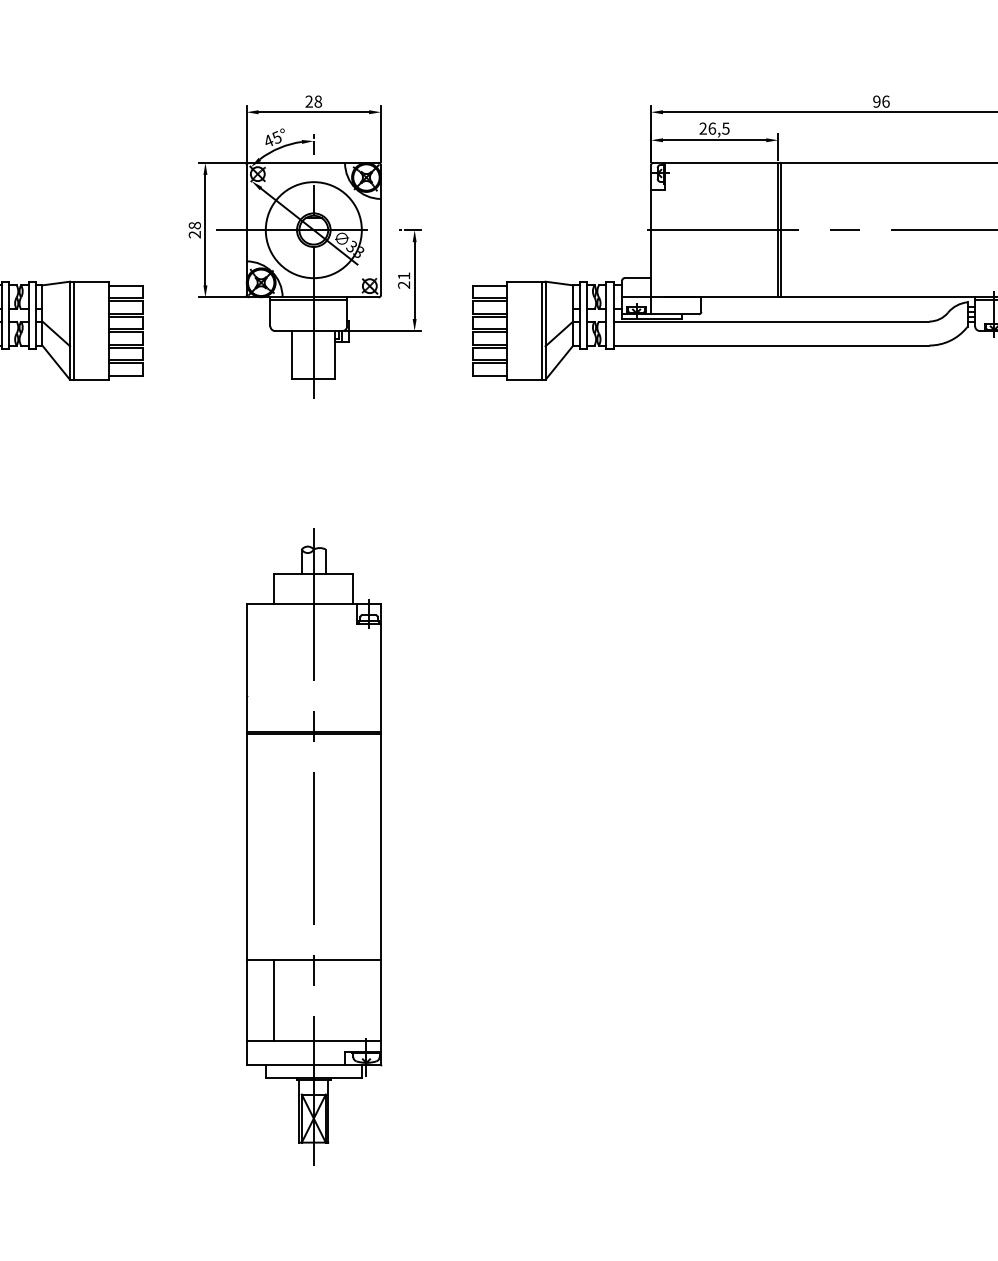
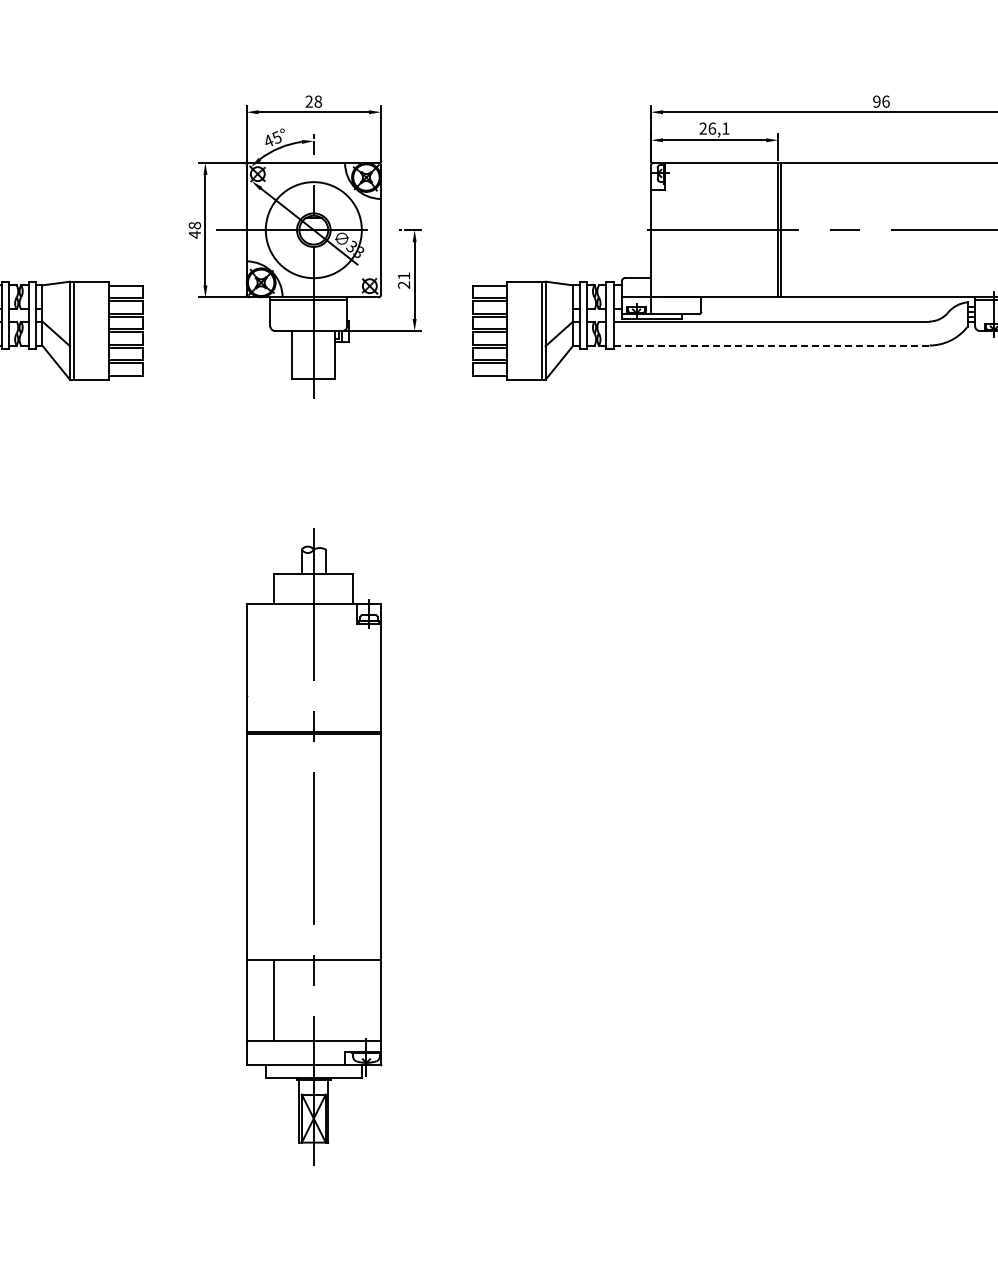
text: 26,5 -> 26,1 (725, 128)
text: 28 -> 48 (194, 234)
line: solid -> dashed (771, 345)
